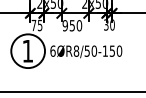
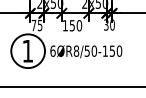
text: 950 -> 150 (64, 25)
line position: (72, 92) -> (72, 87) (72, 87)
